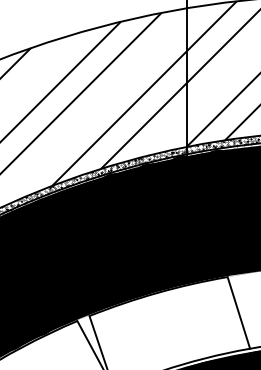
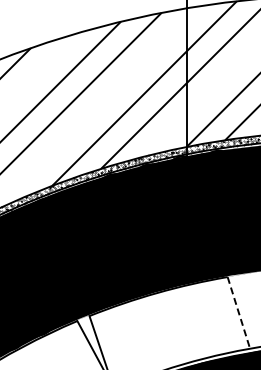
line: solid -> dashed (238, 312)
